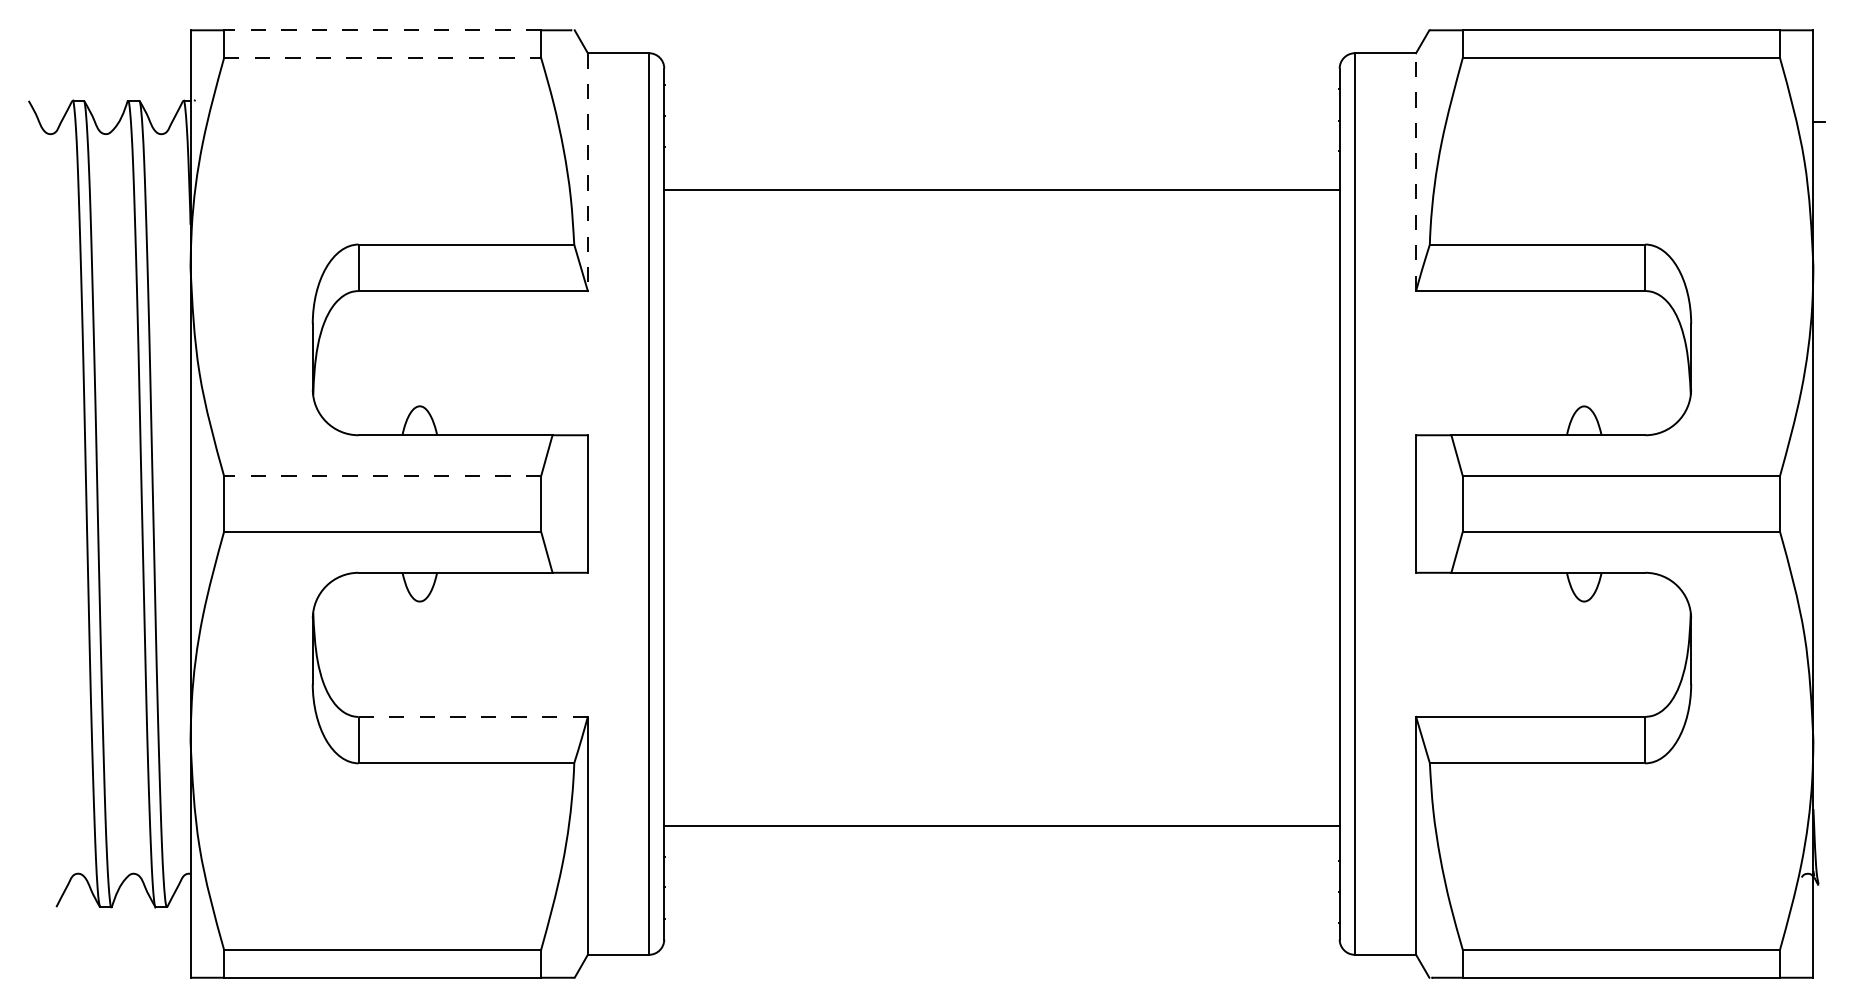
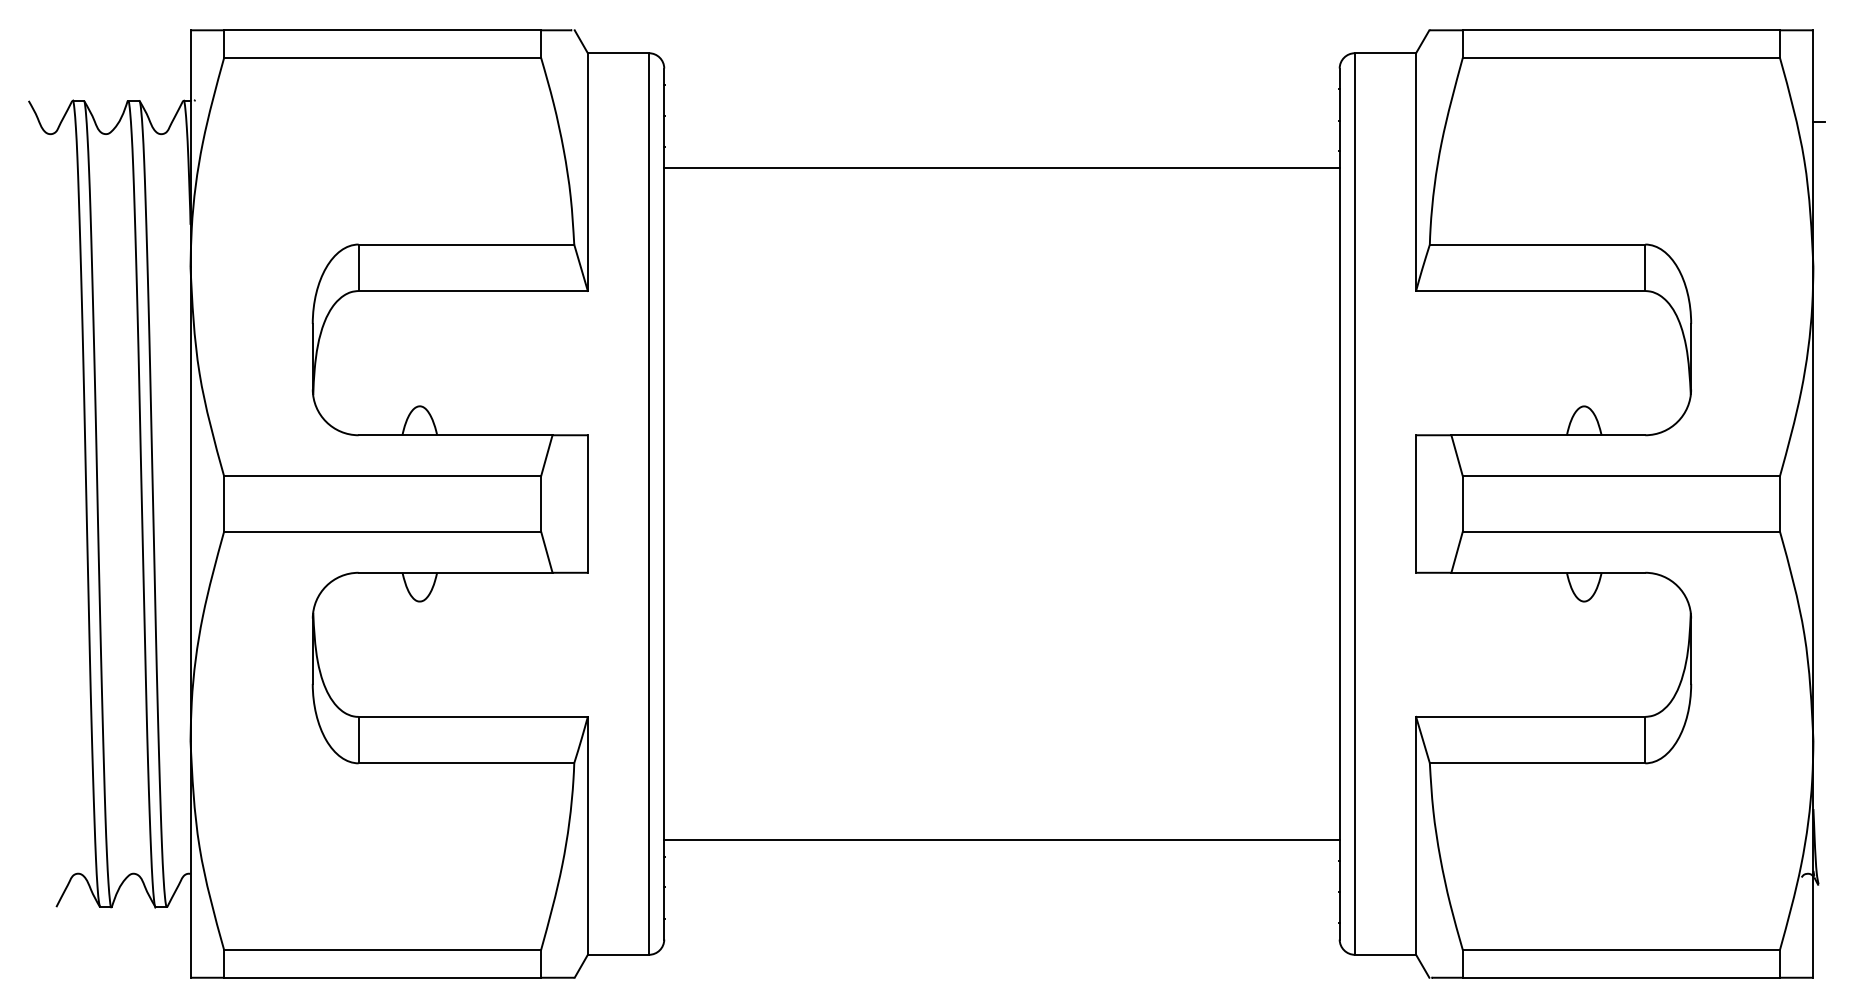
line: dashed -> solid (382, 30)
line: dashed -> solid (383, 57)
line: dashed -> solid (587, 172)
line: dashed -> solid (1416, 172)
line position: (1001, 189) -> (1001, 167) (1001, 167)
line: dashed -> solid (382, 476)
line: dashed -> solid (473, 716)
line position: (1001, 826) -> (1001, 840) (1001, 840)
